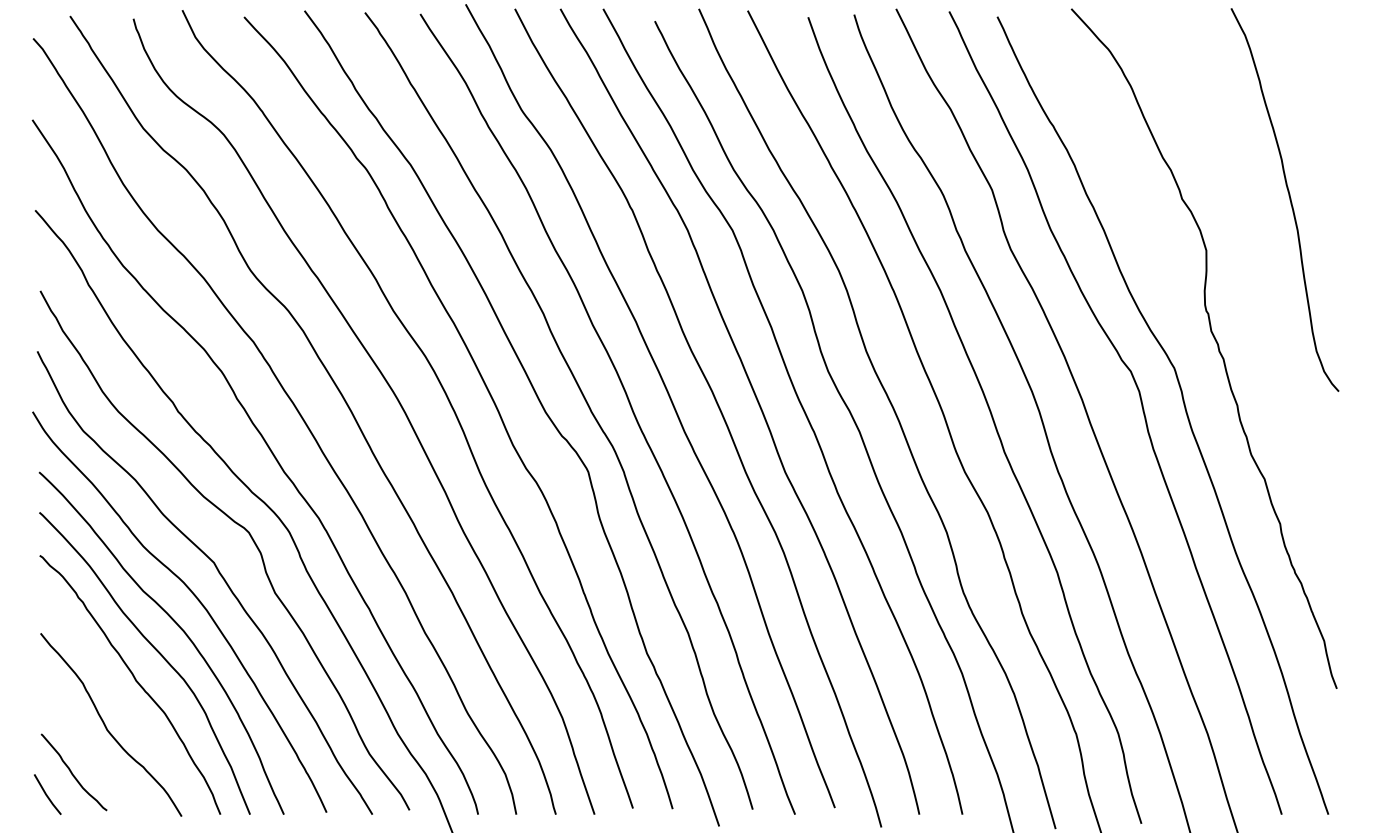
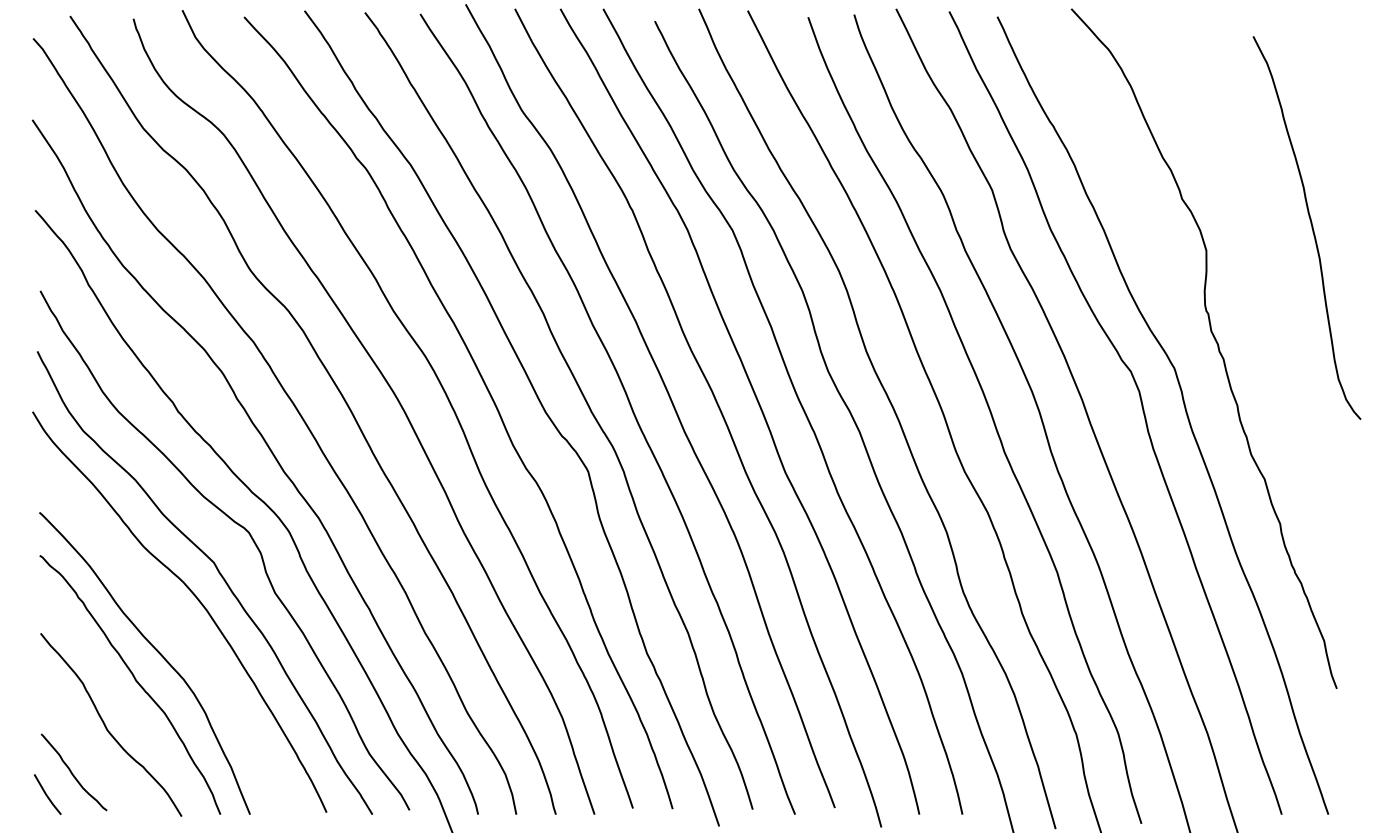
curve position: (1288, 196) -> (1310, 224) (1310, 224)
curve: present -> none (179, 628)
